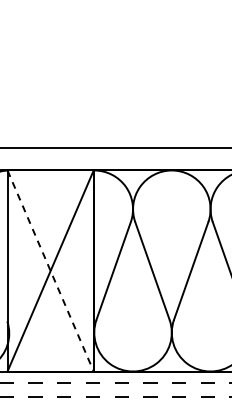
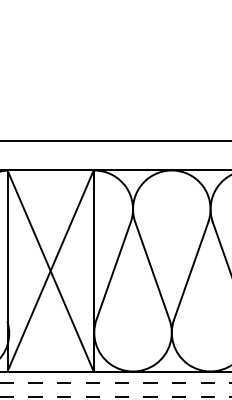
line position: (115, 148) -> (115, 141) (115, 141)
line: dashed -> solid (50, 271)
